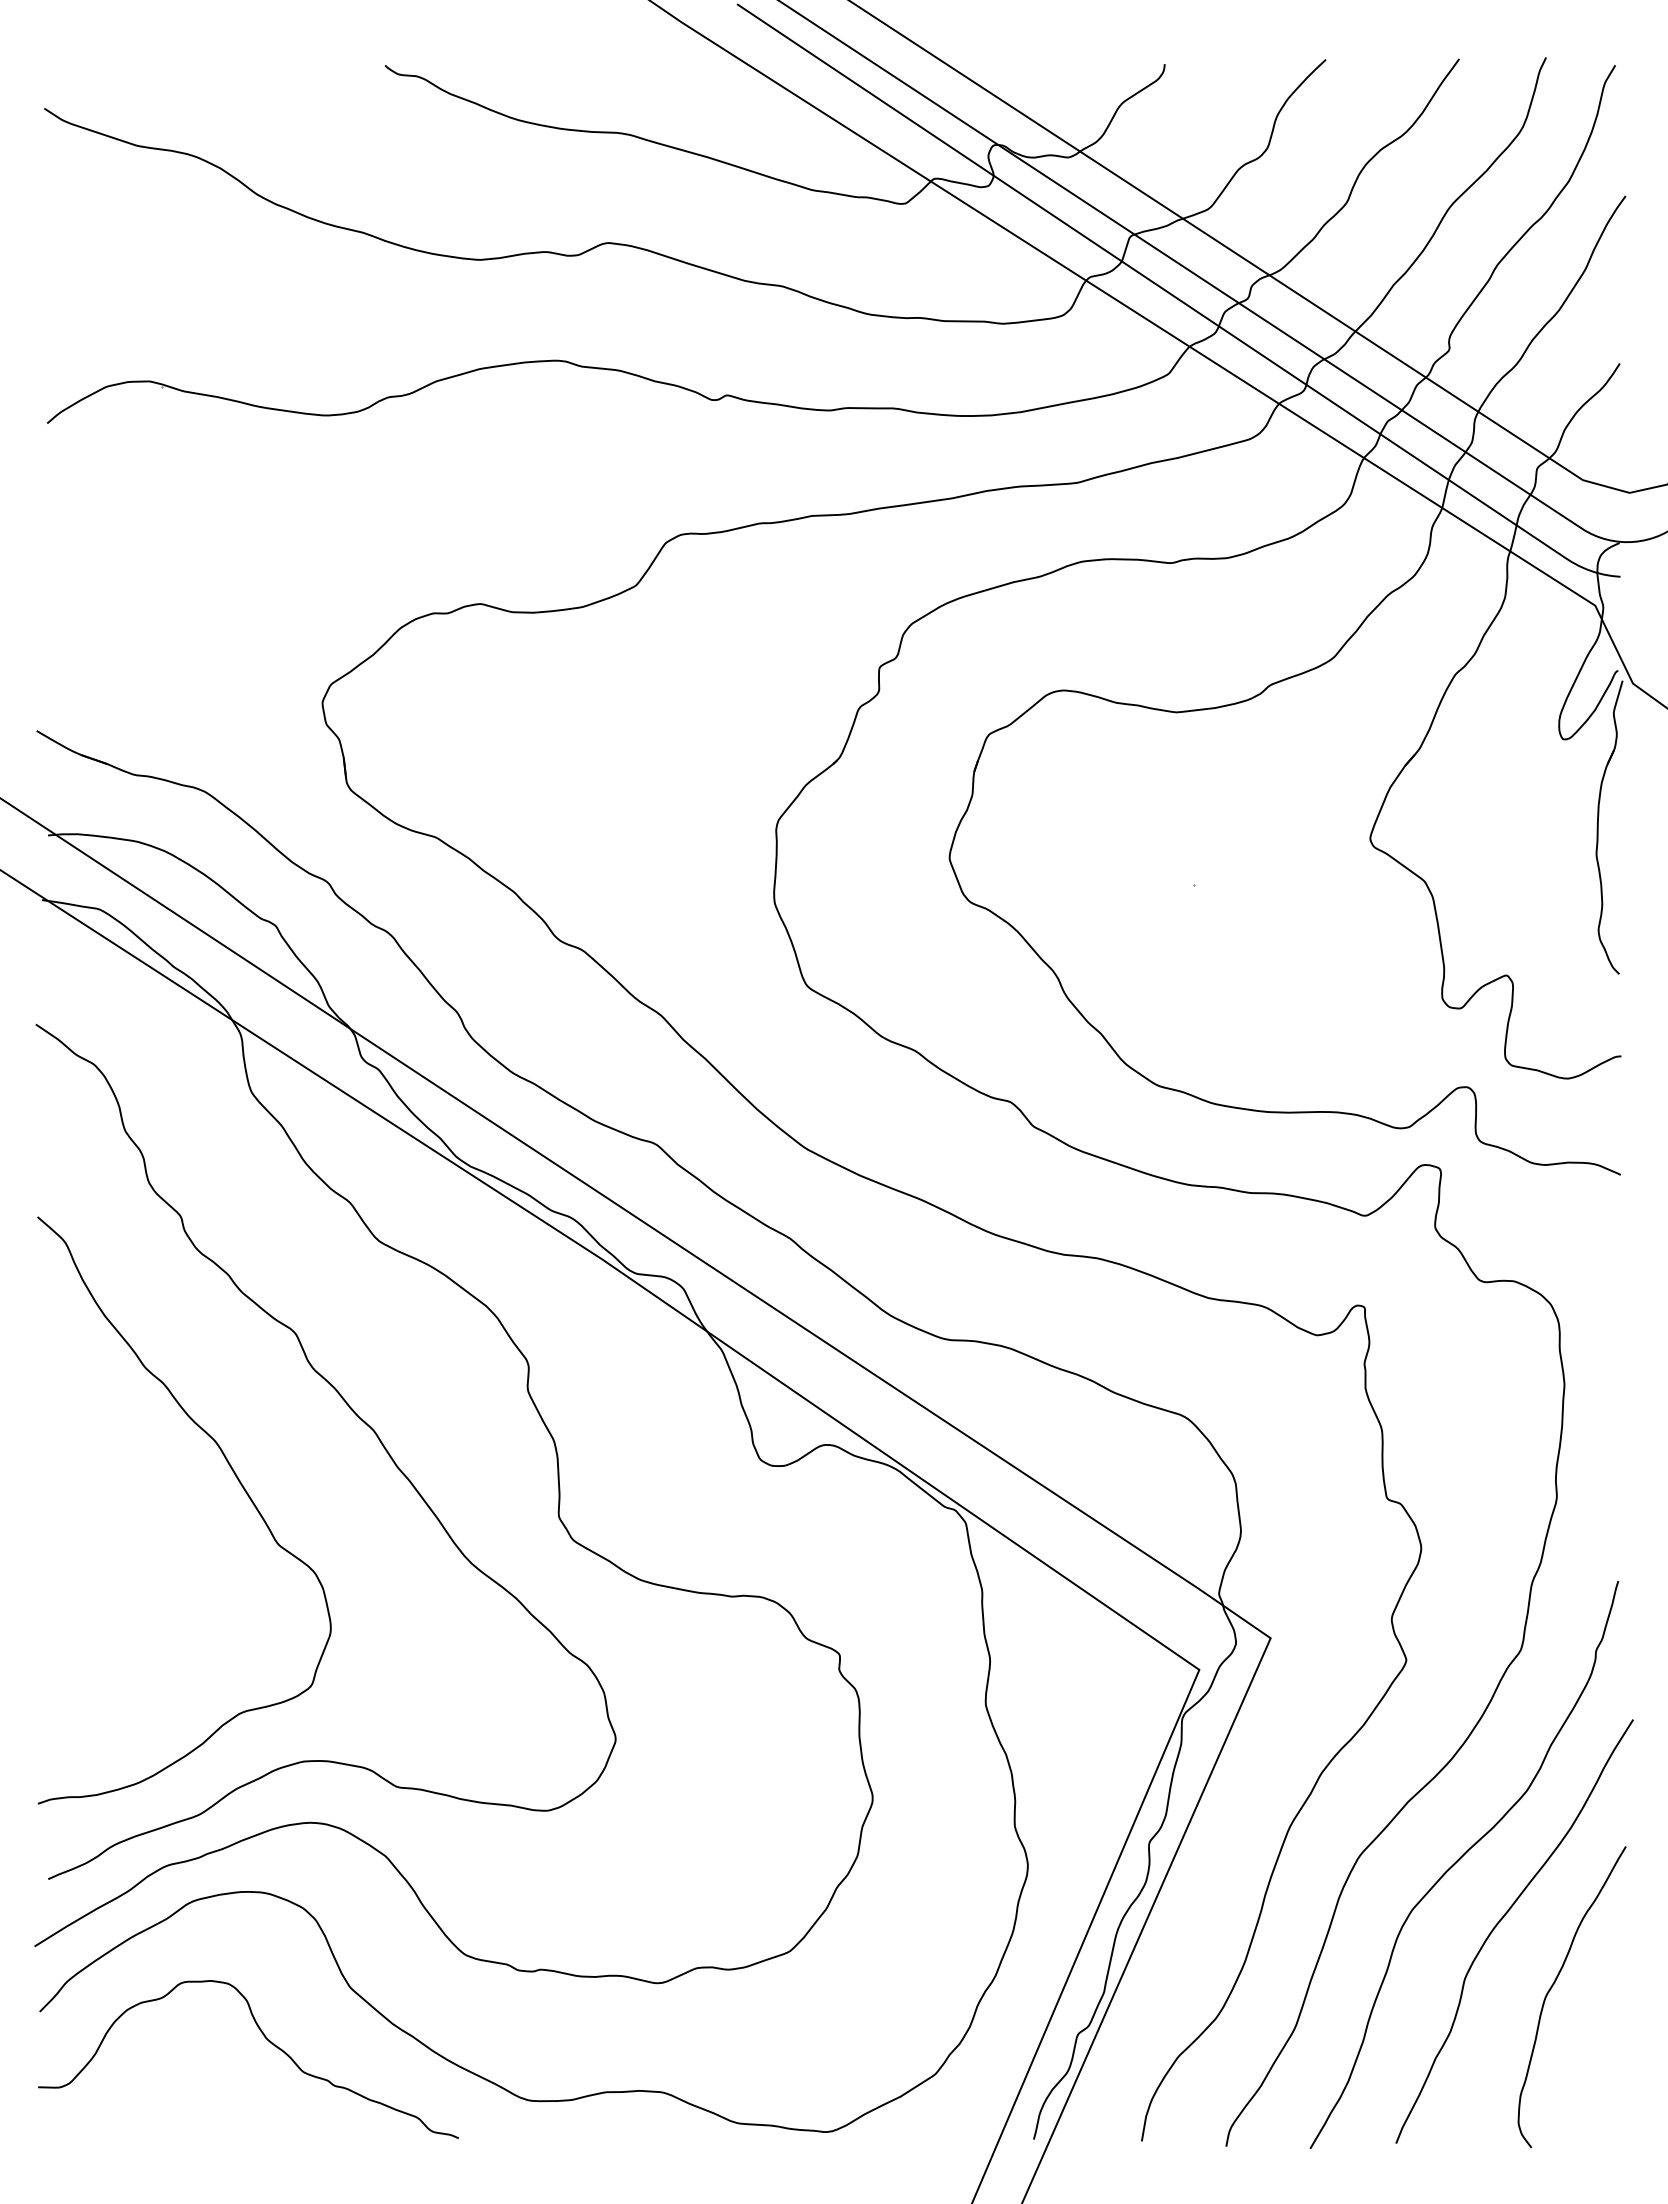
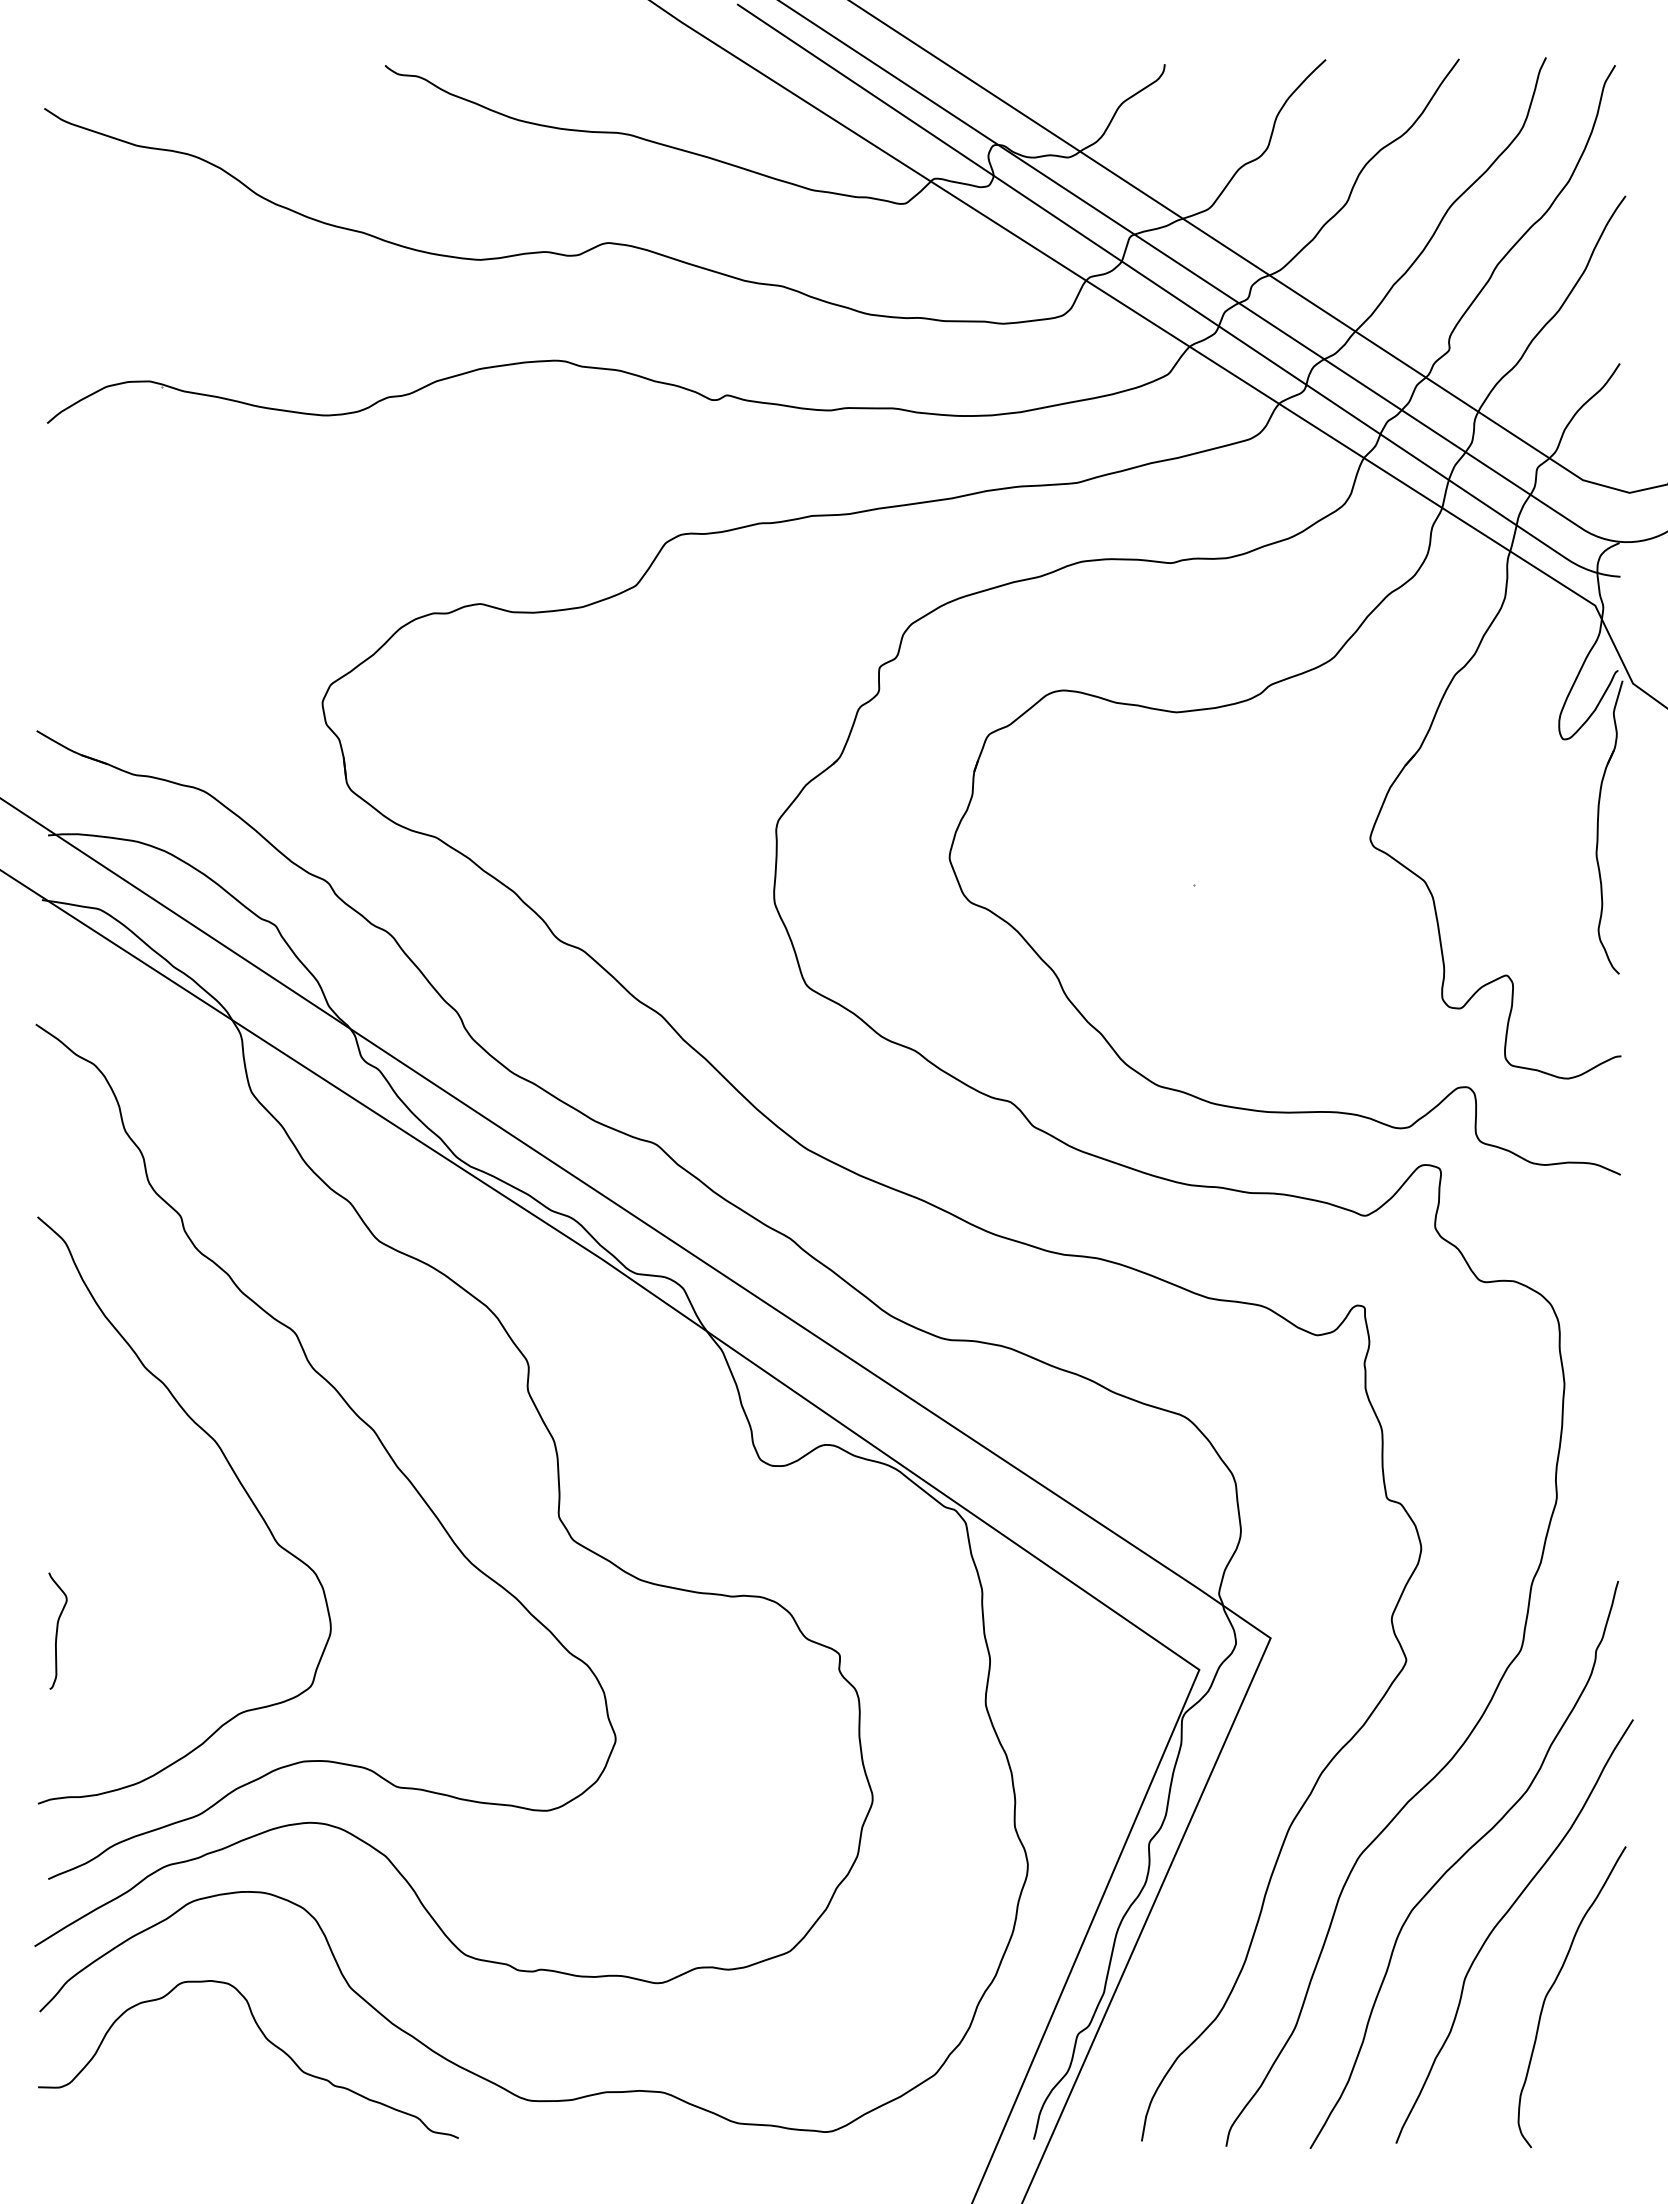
curve: none -> present (57, 1630)
